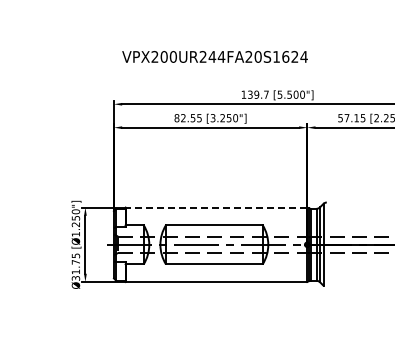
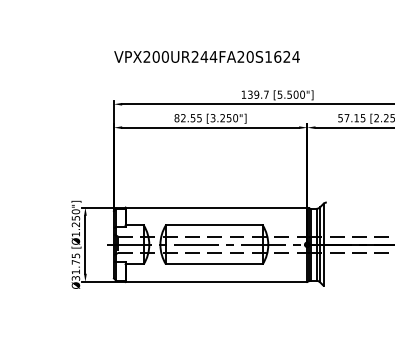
text position: (214, 56) -> (206, 56) (206, 56)
line: dashed -> solid (216, 207)
